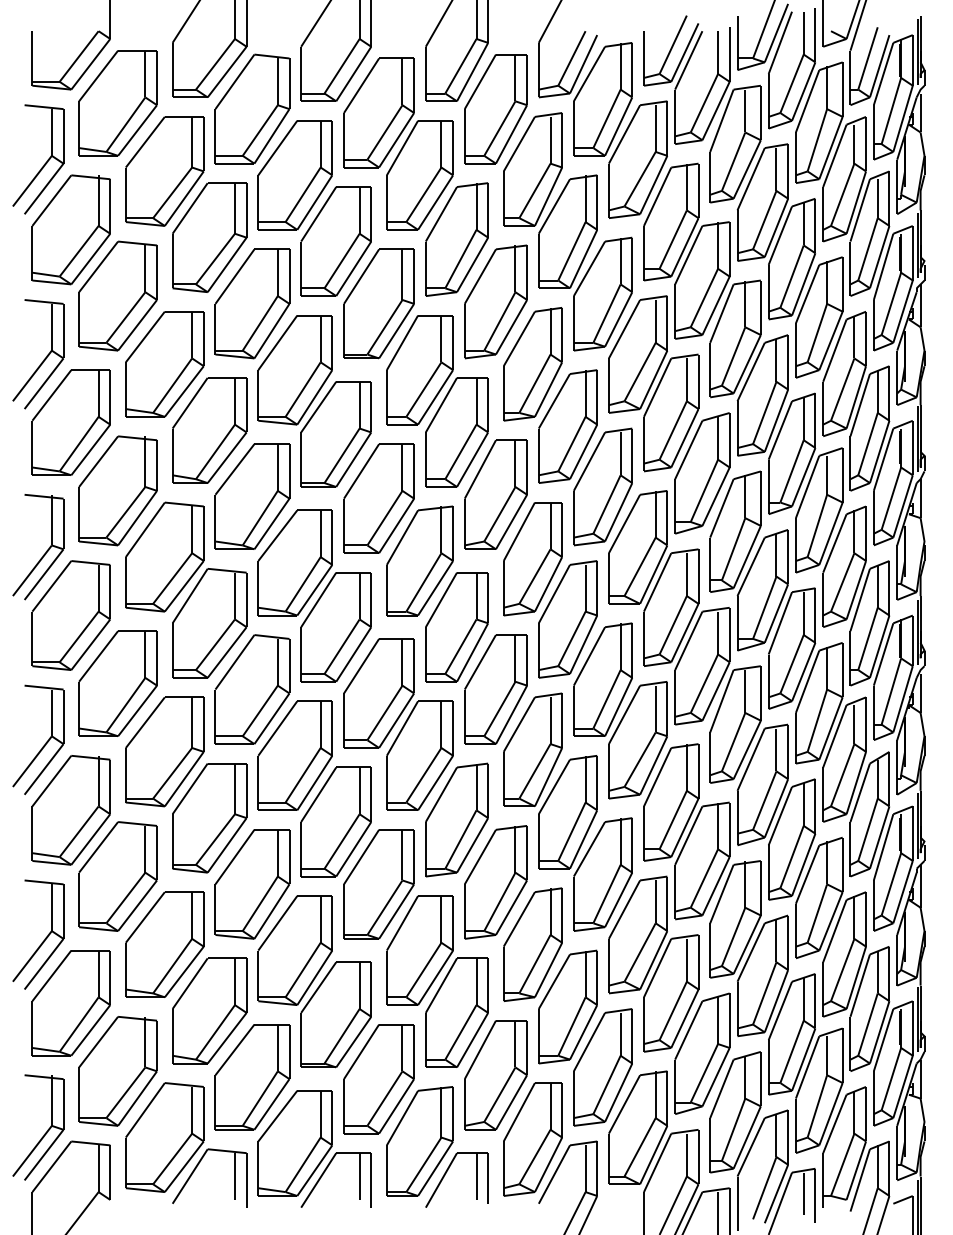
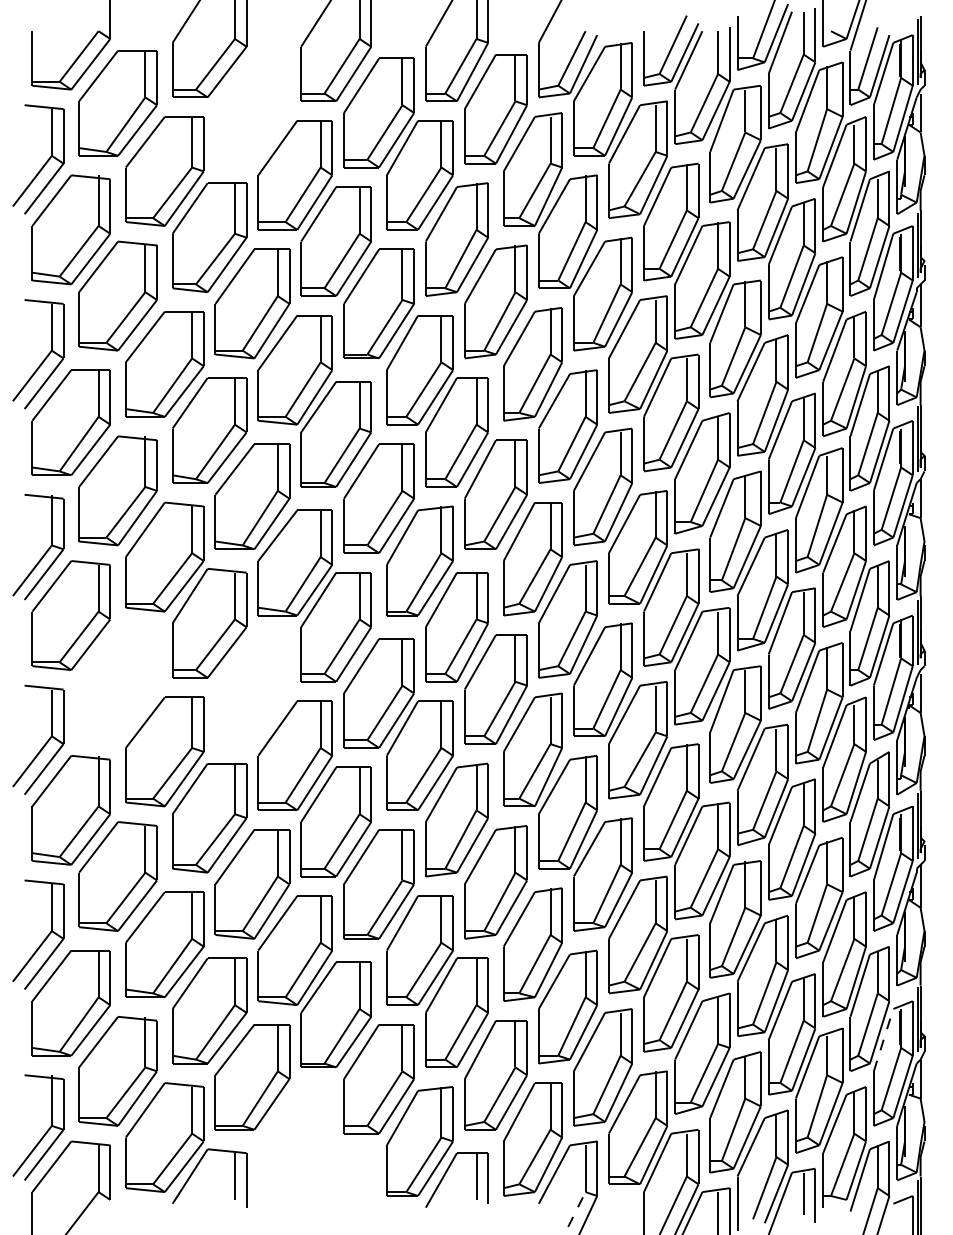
part: present -> none (252, 108)
part: present -> none (117, 683)
part: present -> none (252, 689)
line: solid -> dashed (883, 1040)
part: present -> none (314, 1148)
line: solid -> dashed (575, 1212)
